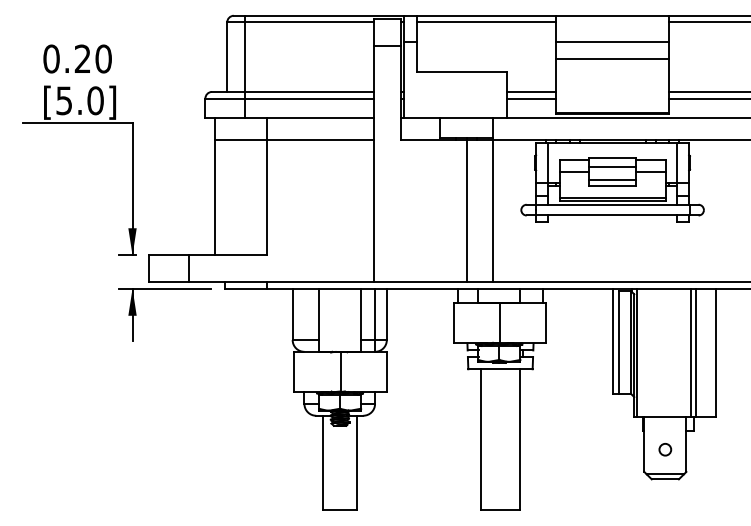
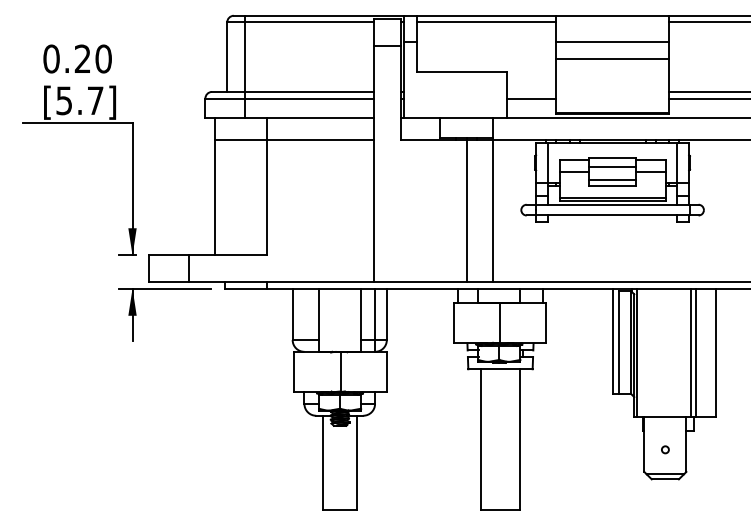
line: present -> none (531, 91)
text: [5.0] -> [5.7] (95, 100)
circle size: 15x14 px -> 9x10 px (665, 449)
